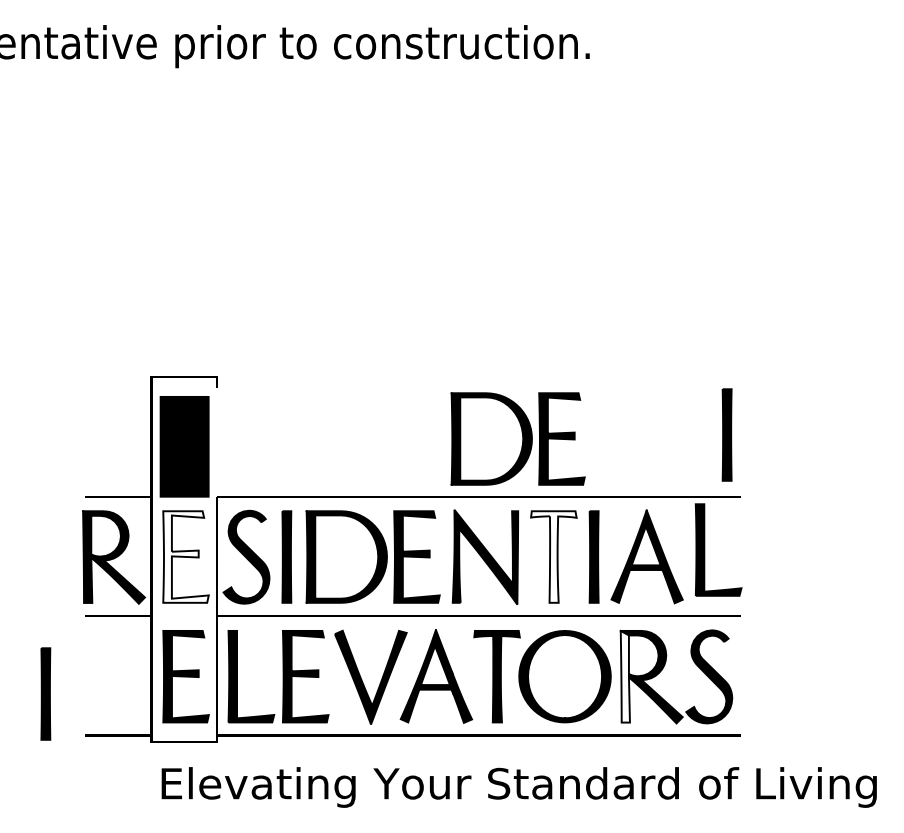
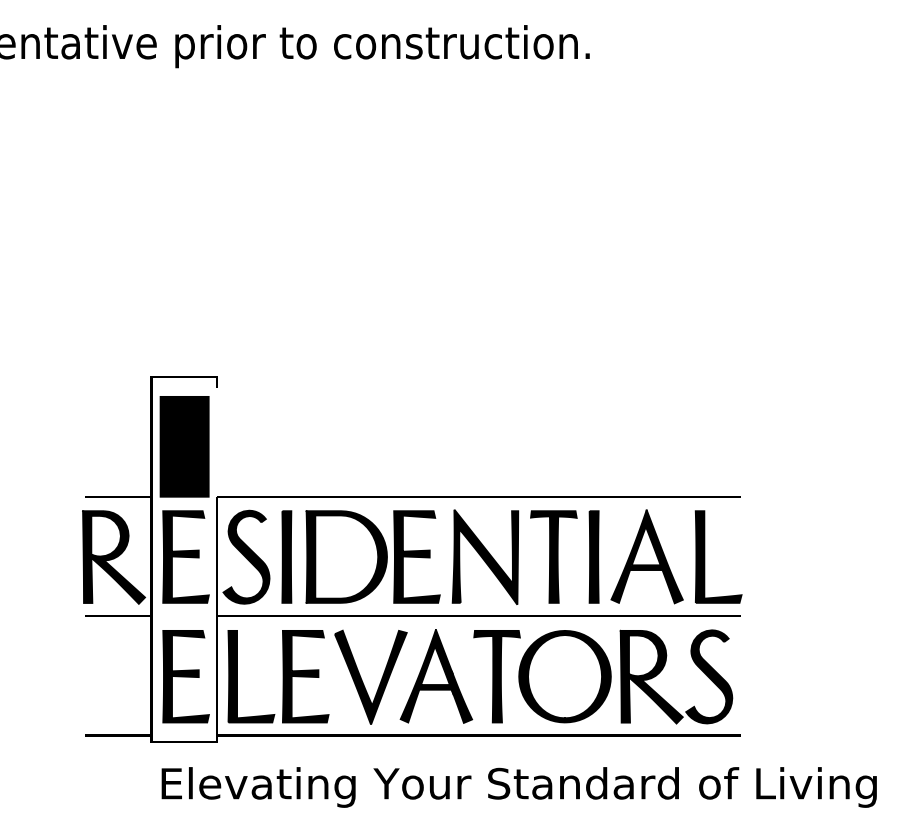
part: present -> none (726, 434)
part: present -> none (517, 438)
part position: (705, 549) -> (705, 556) (705, 556)
fill: none -> present (185, 556)
fill: none -> present (553, 556)
fill: none -> present (624, 676)
part: present -> none (45, 693)
